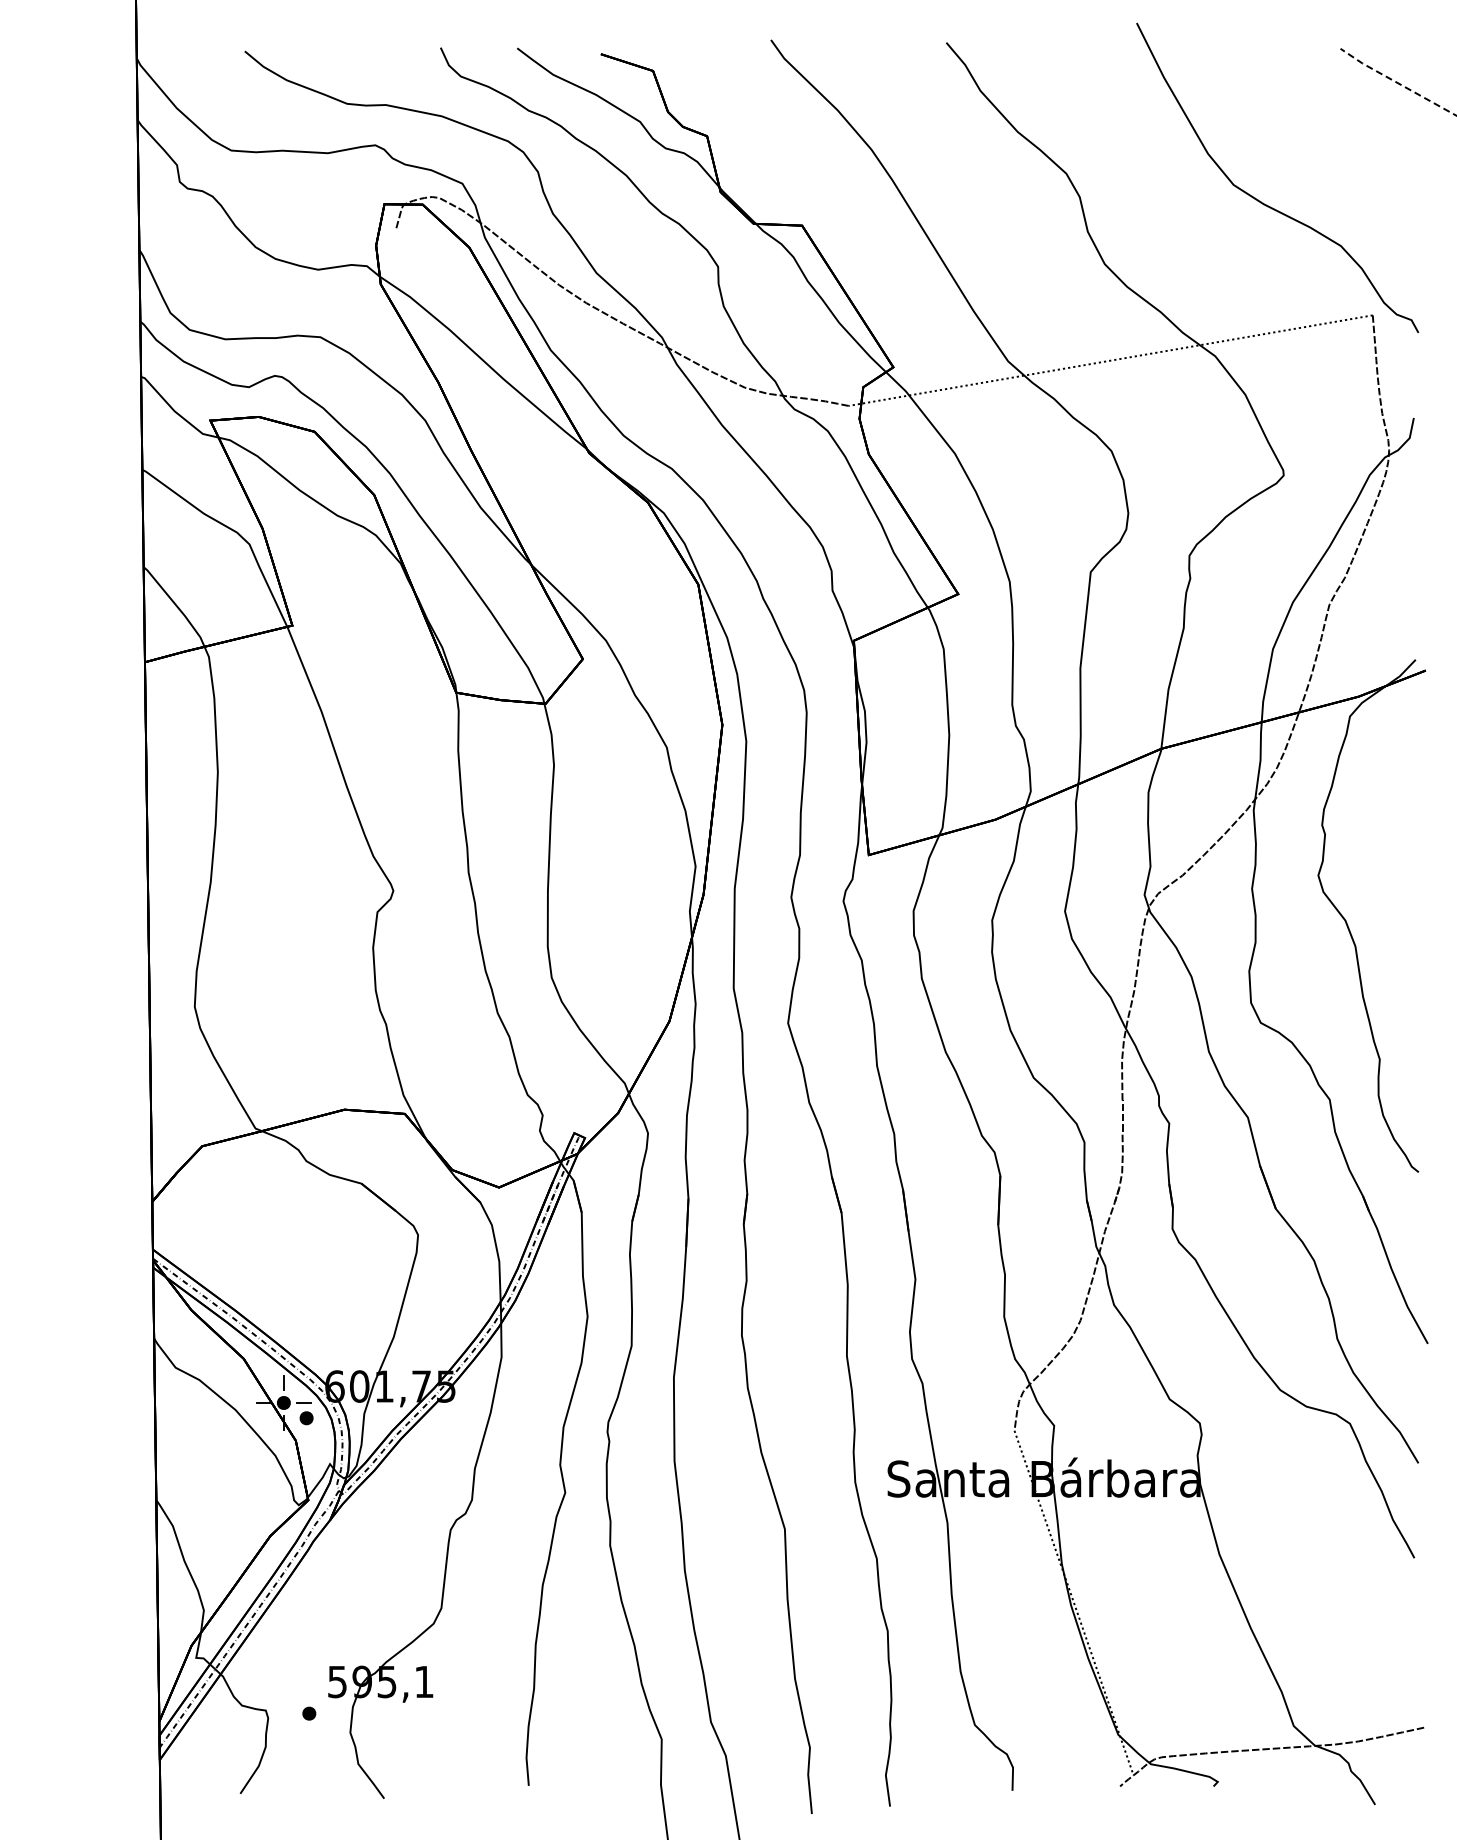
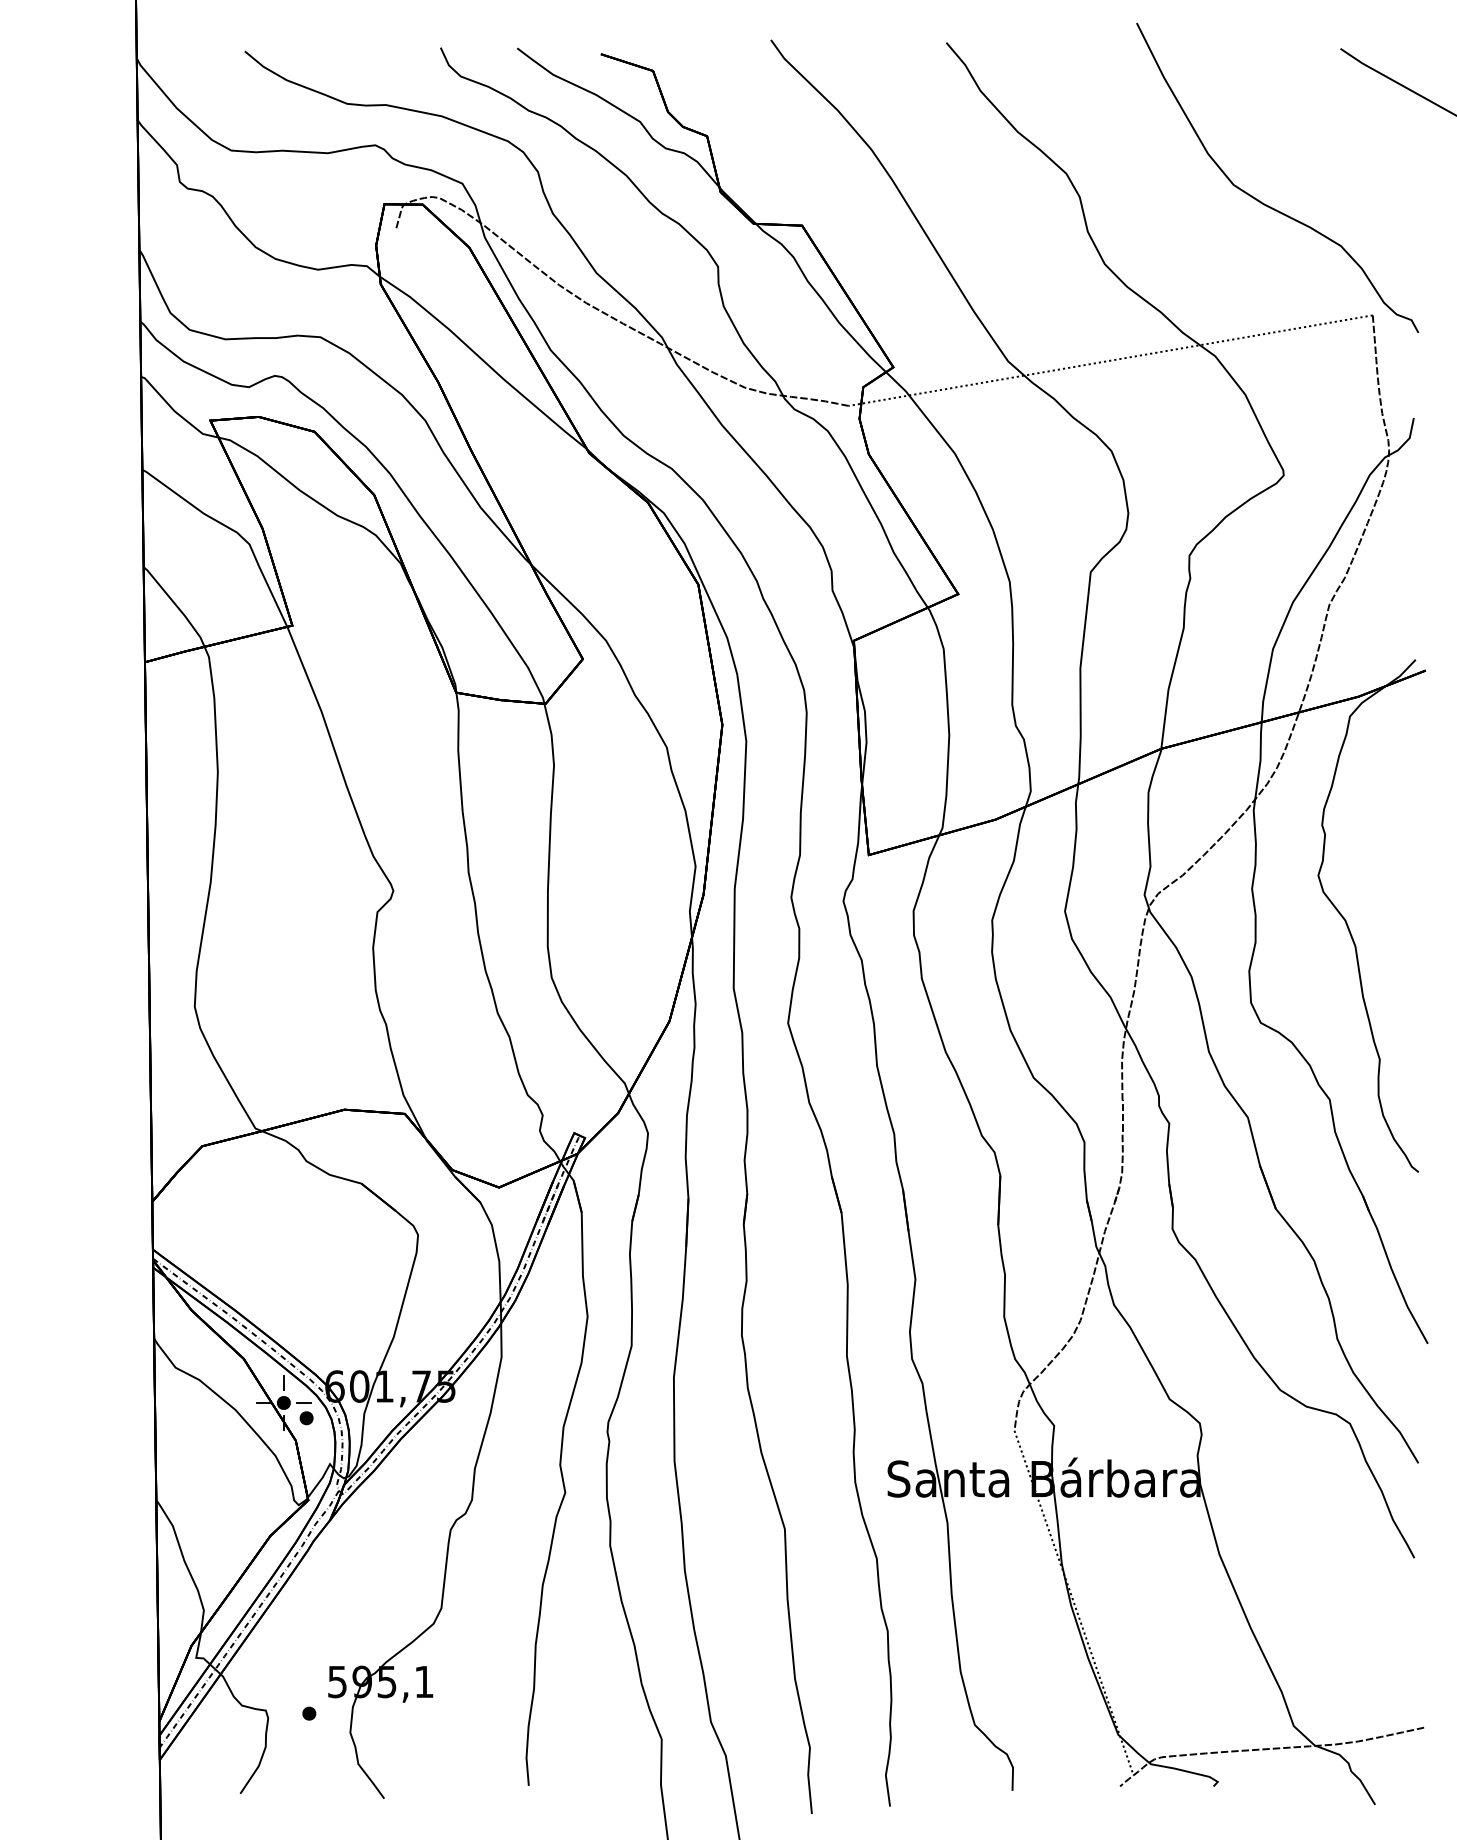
line: dashed -> solid (1397, 82)
